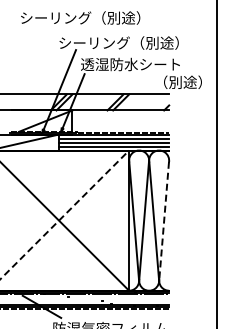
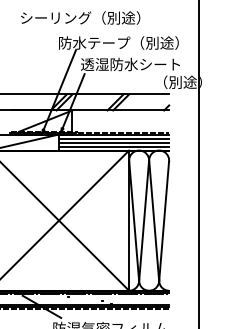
text: シーリング（別途） -> 防水テープ（別途） (94, 42)
line position: (216, 163) -> (198, 163) (198, 163)
line: dashed -> solid (65, 214)
line: dashed -> solid (164, 221)
